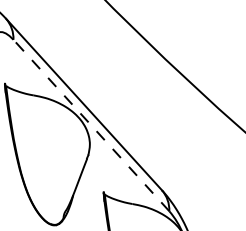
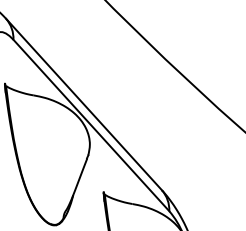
line: dashed -> solid (91, 125)
